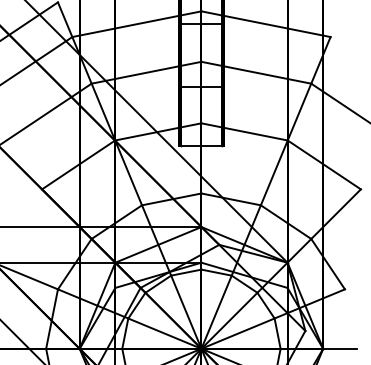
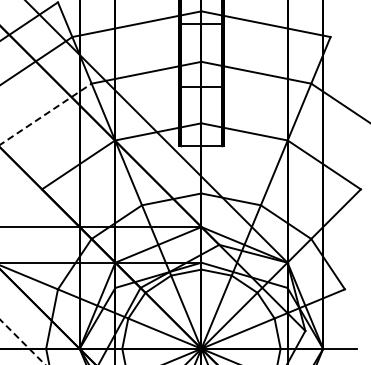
line: solid -> dashed (45, 114)
line: solid -> dashed (22, 342)
